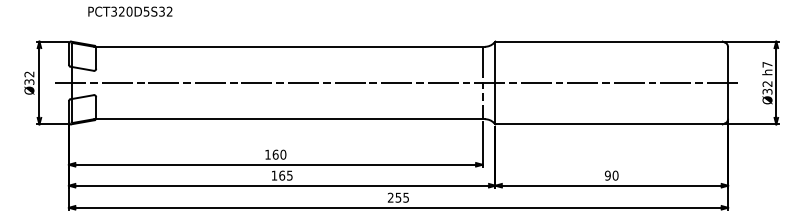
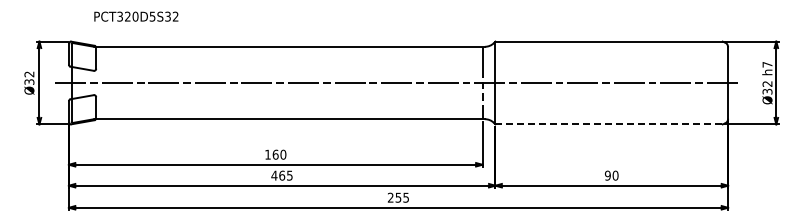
text position: (130, 11) -> (136, 16) (136, 16)
line: solid -> dashed (609, 124)
text: 165 -> 465 (274, 175)
